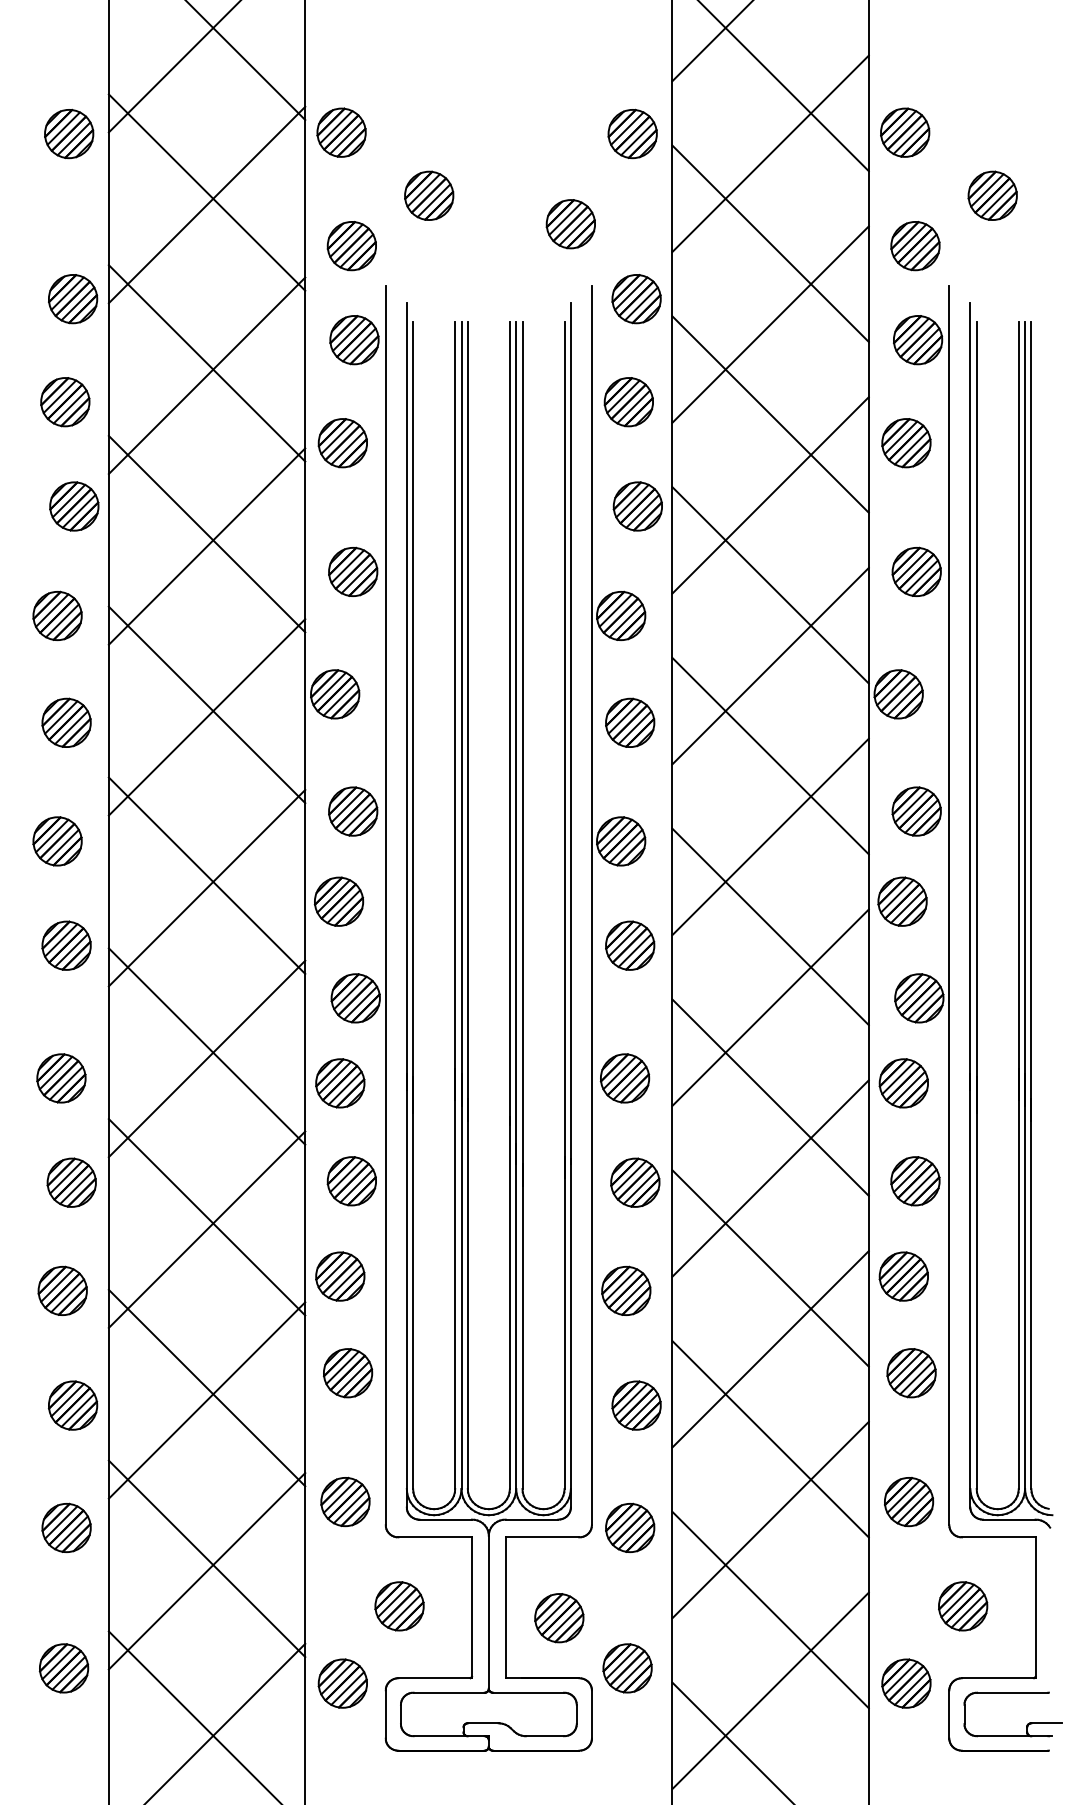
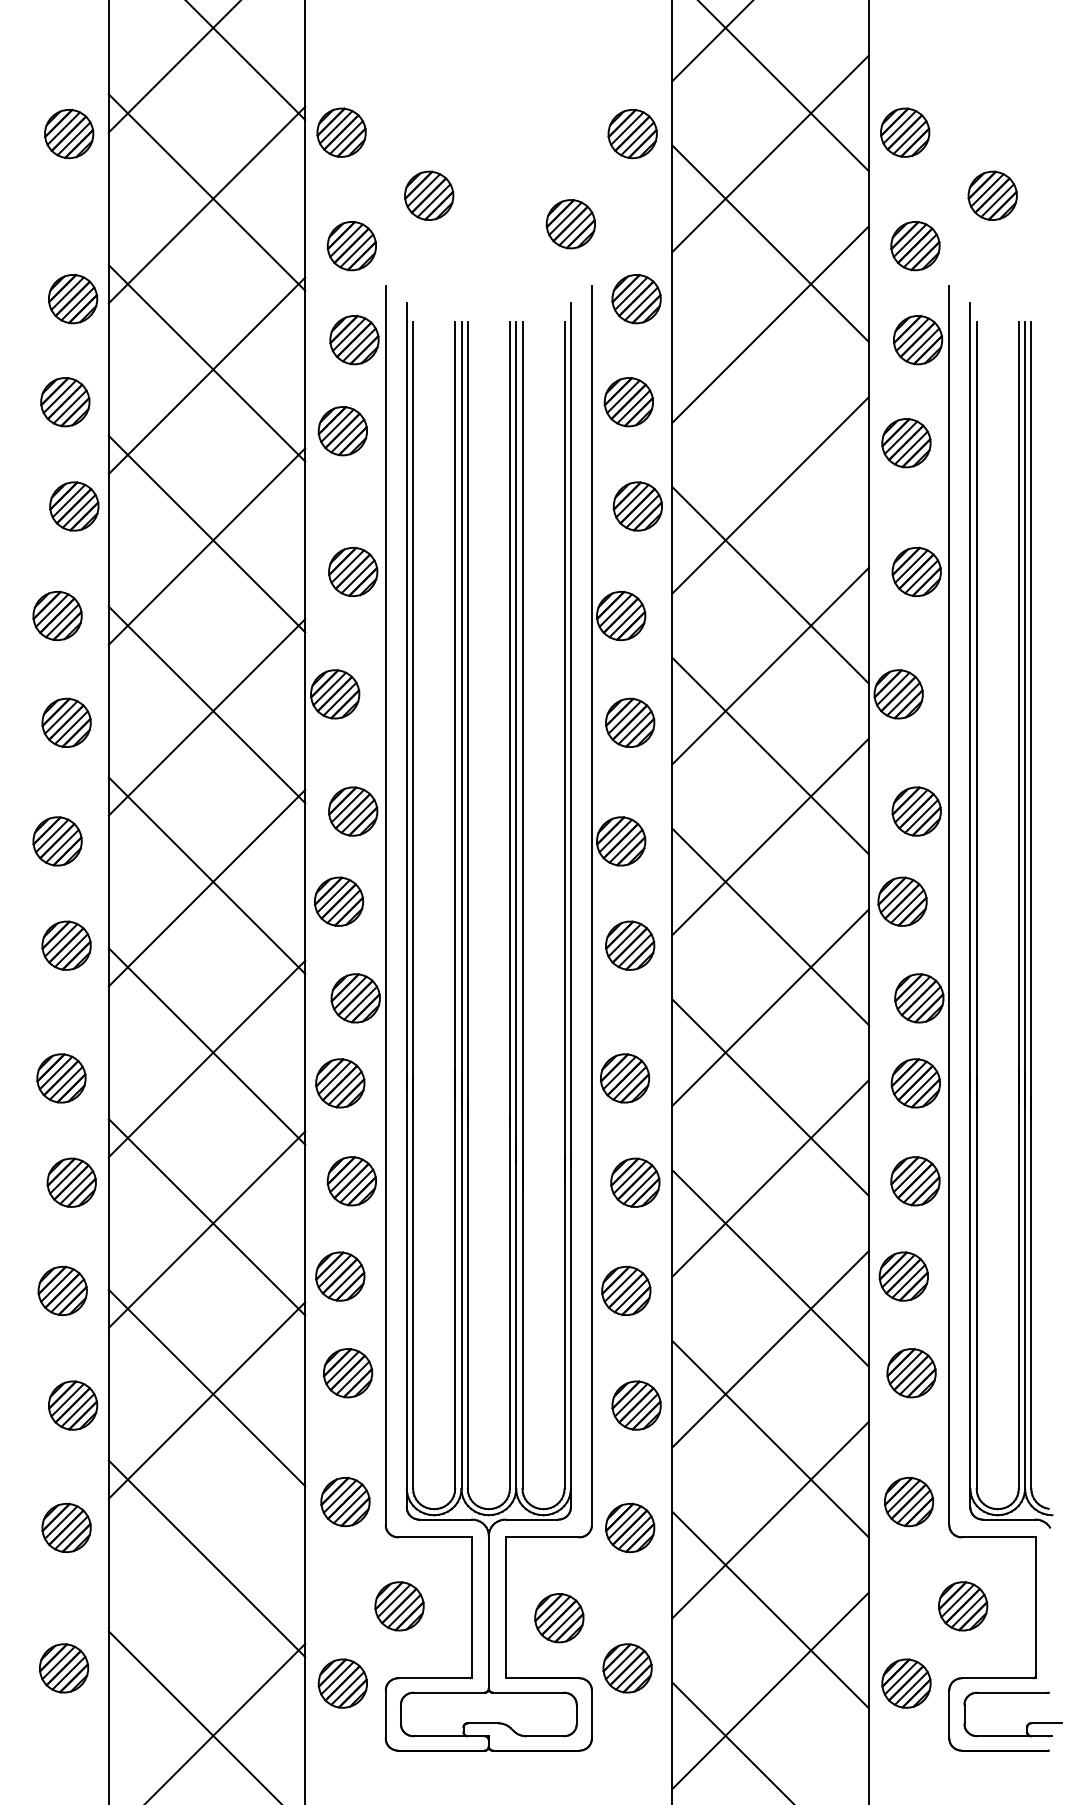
line: present -> none (770, 414)
part position: (342, 443) -> (342, 431) (342, 431)
part position: (903, 1083) -> (915, 1083) (915, 1083)
line: present -> none (206, 1571)
